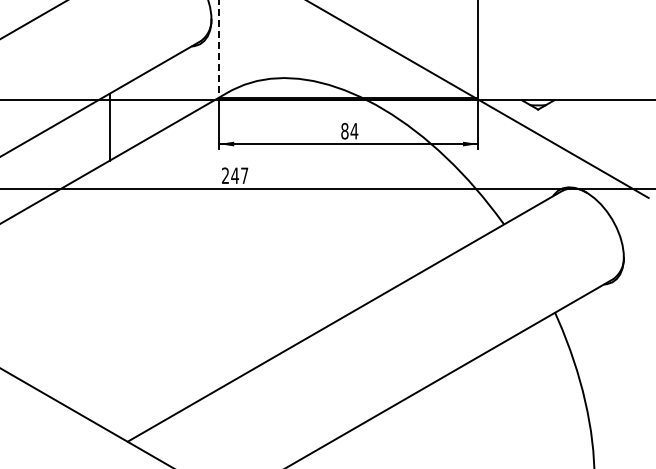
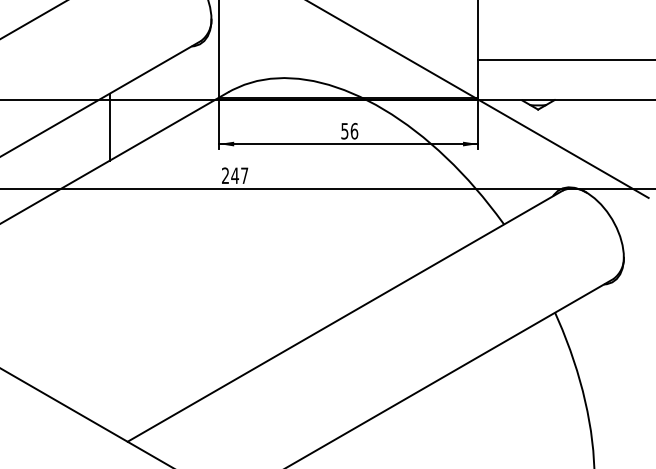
line: dashed -> solid (218, 49)
line: none -> present (565, 60)
text: 84 -> 56 (349, 130)
